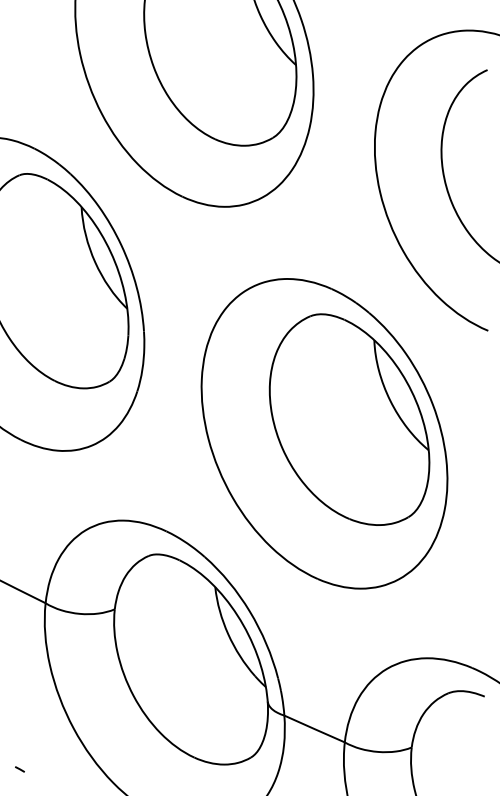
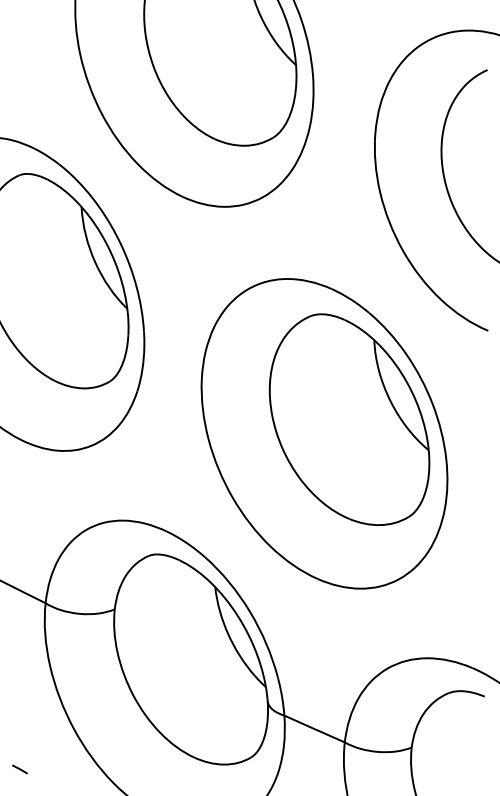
part size: 10x7 px -> 16x11 px (19, 769)
